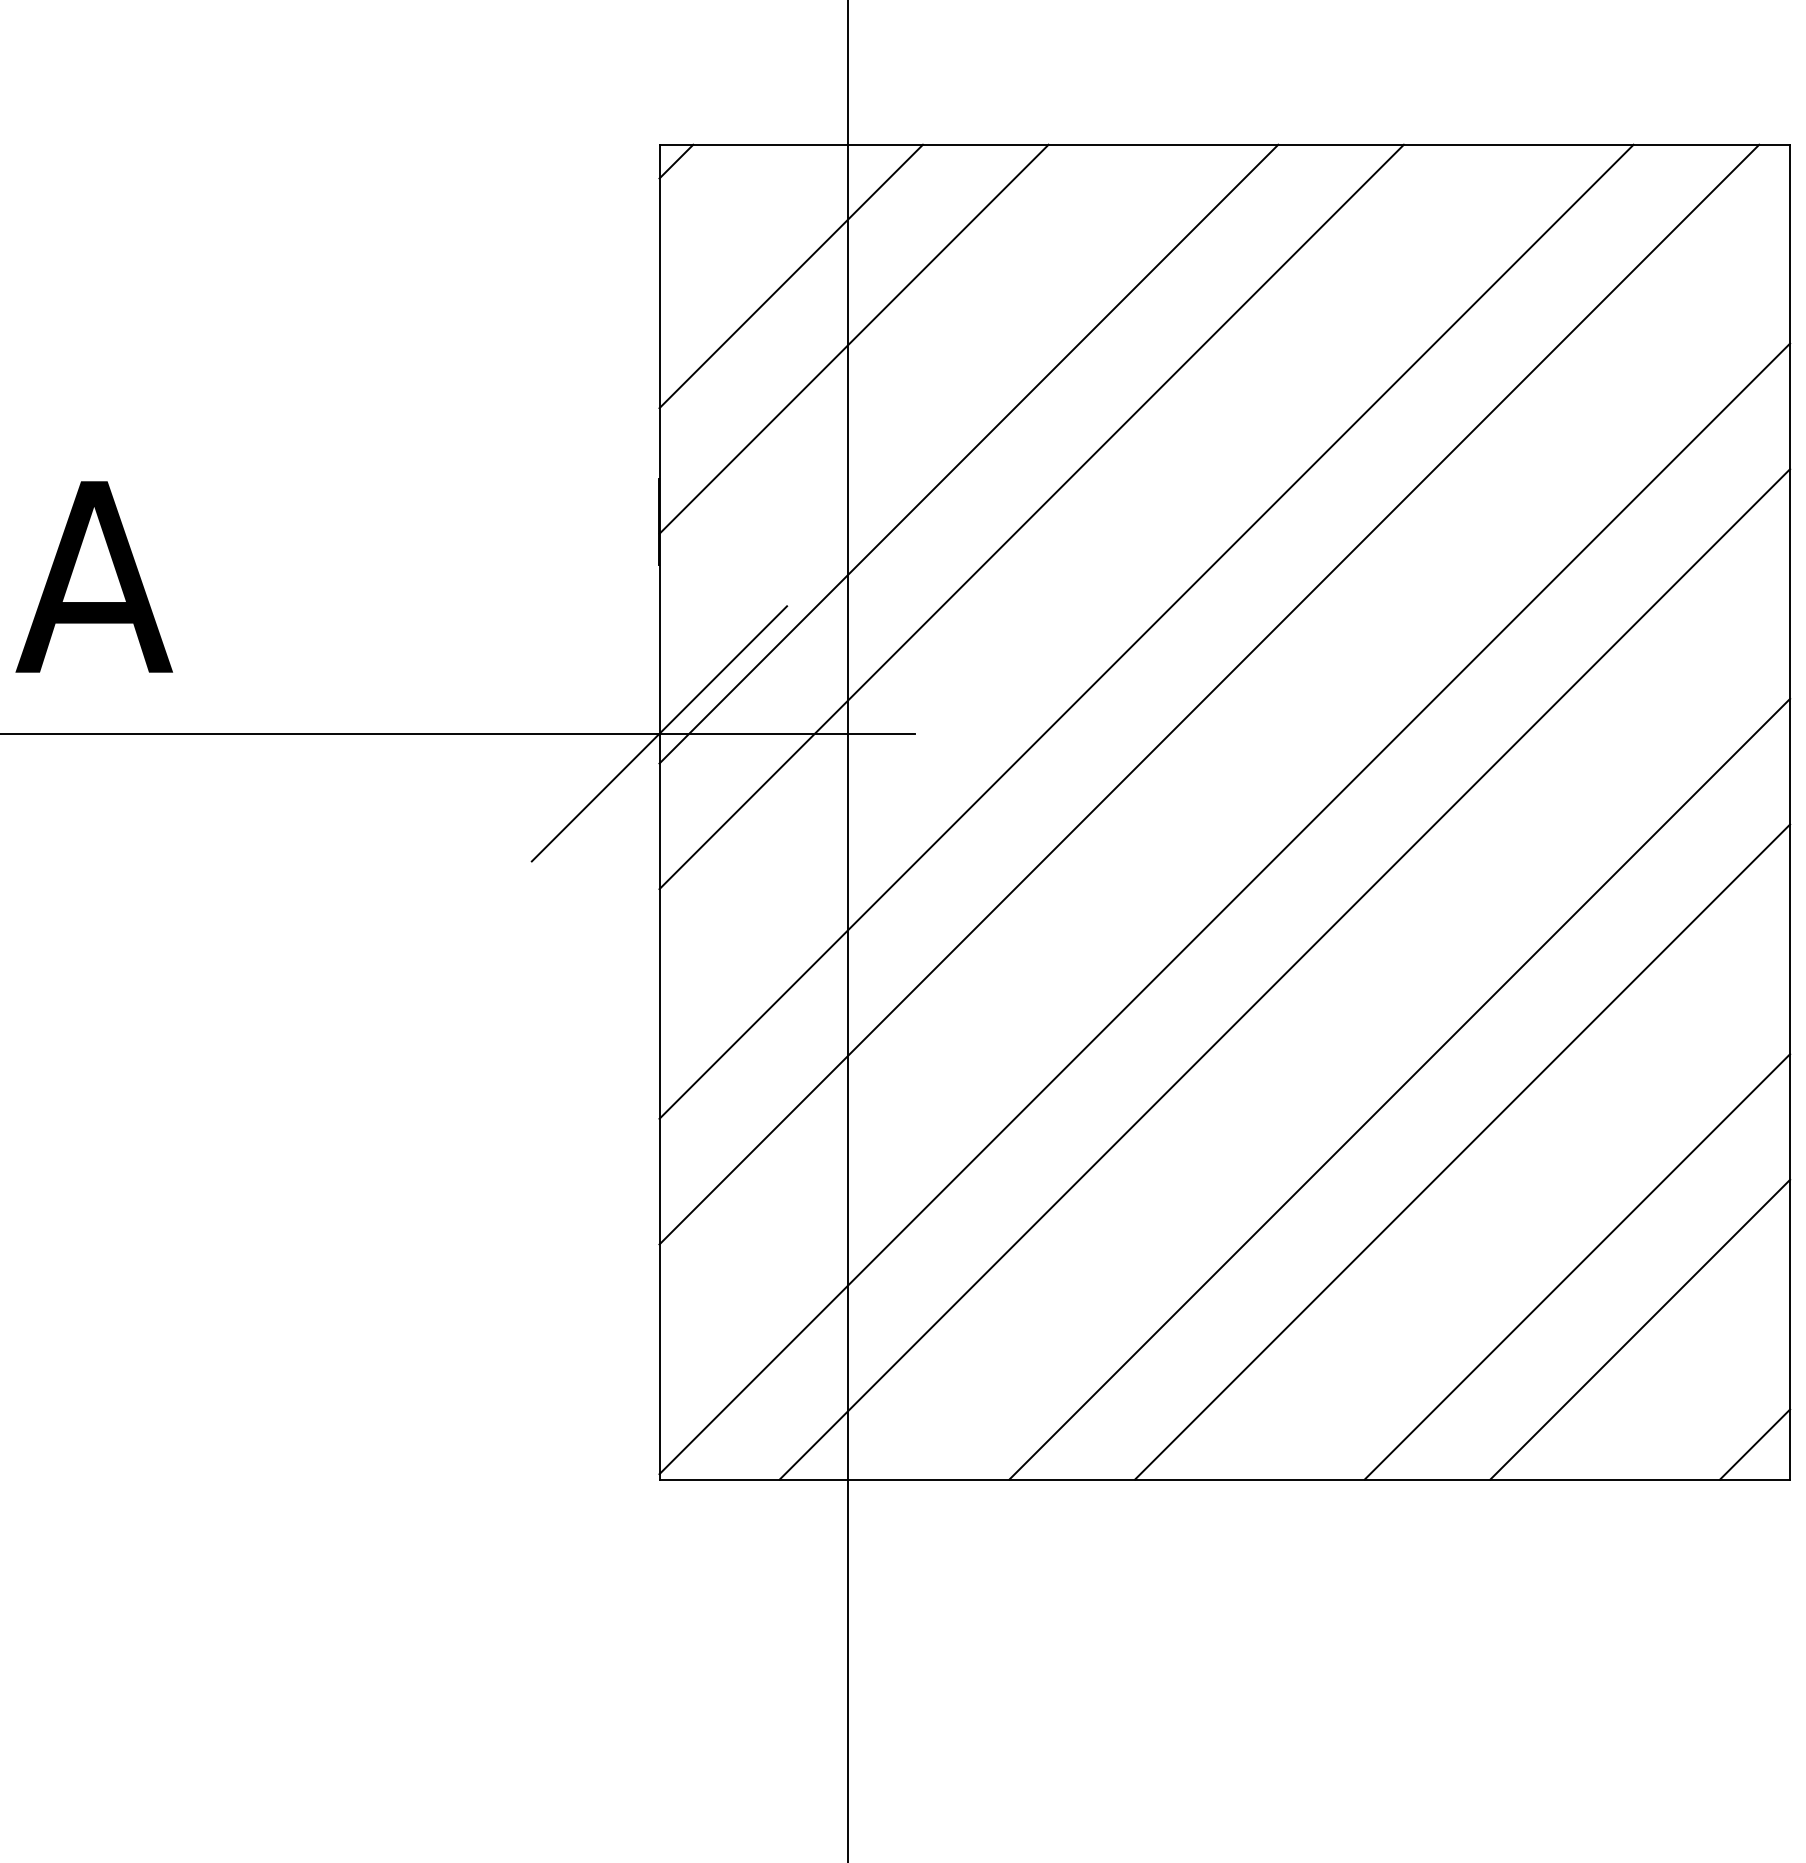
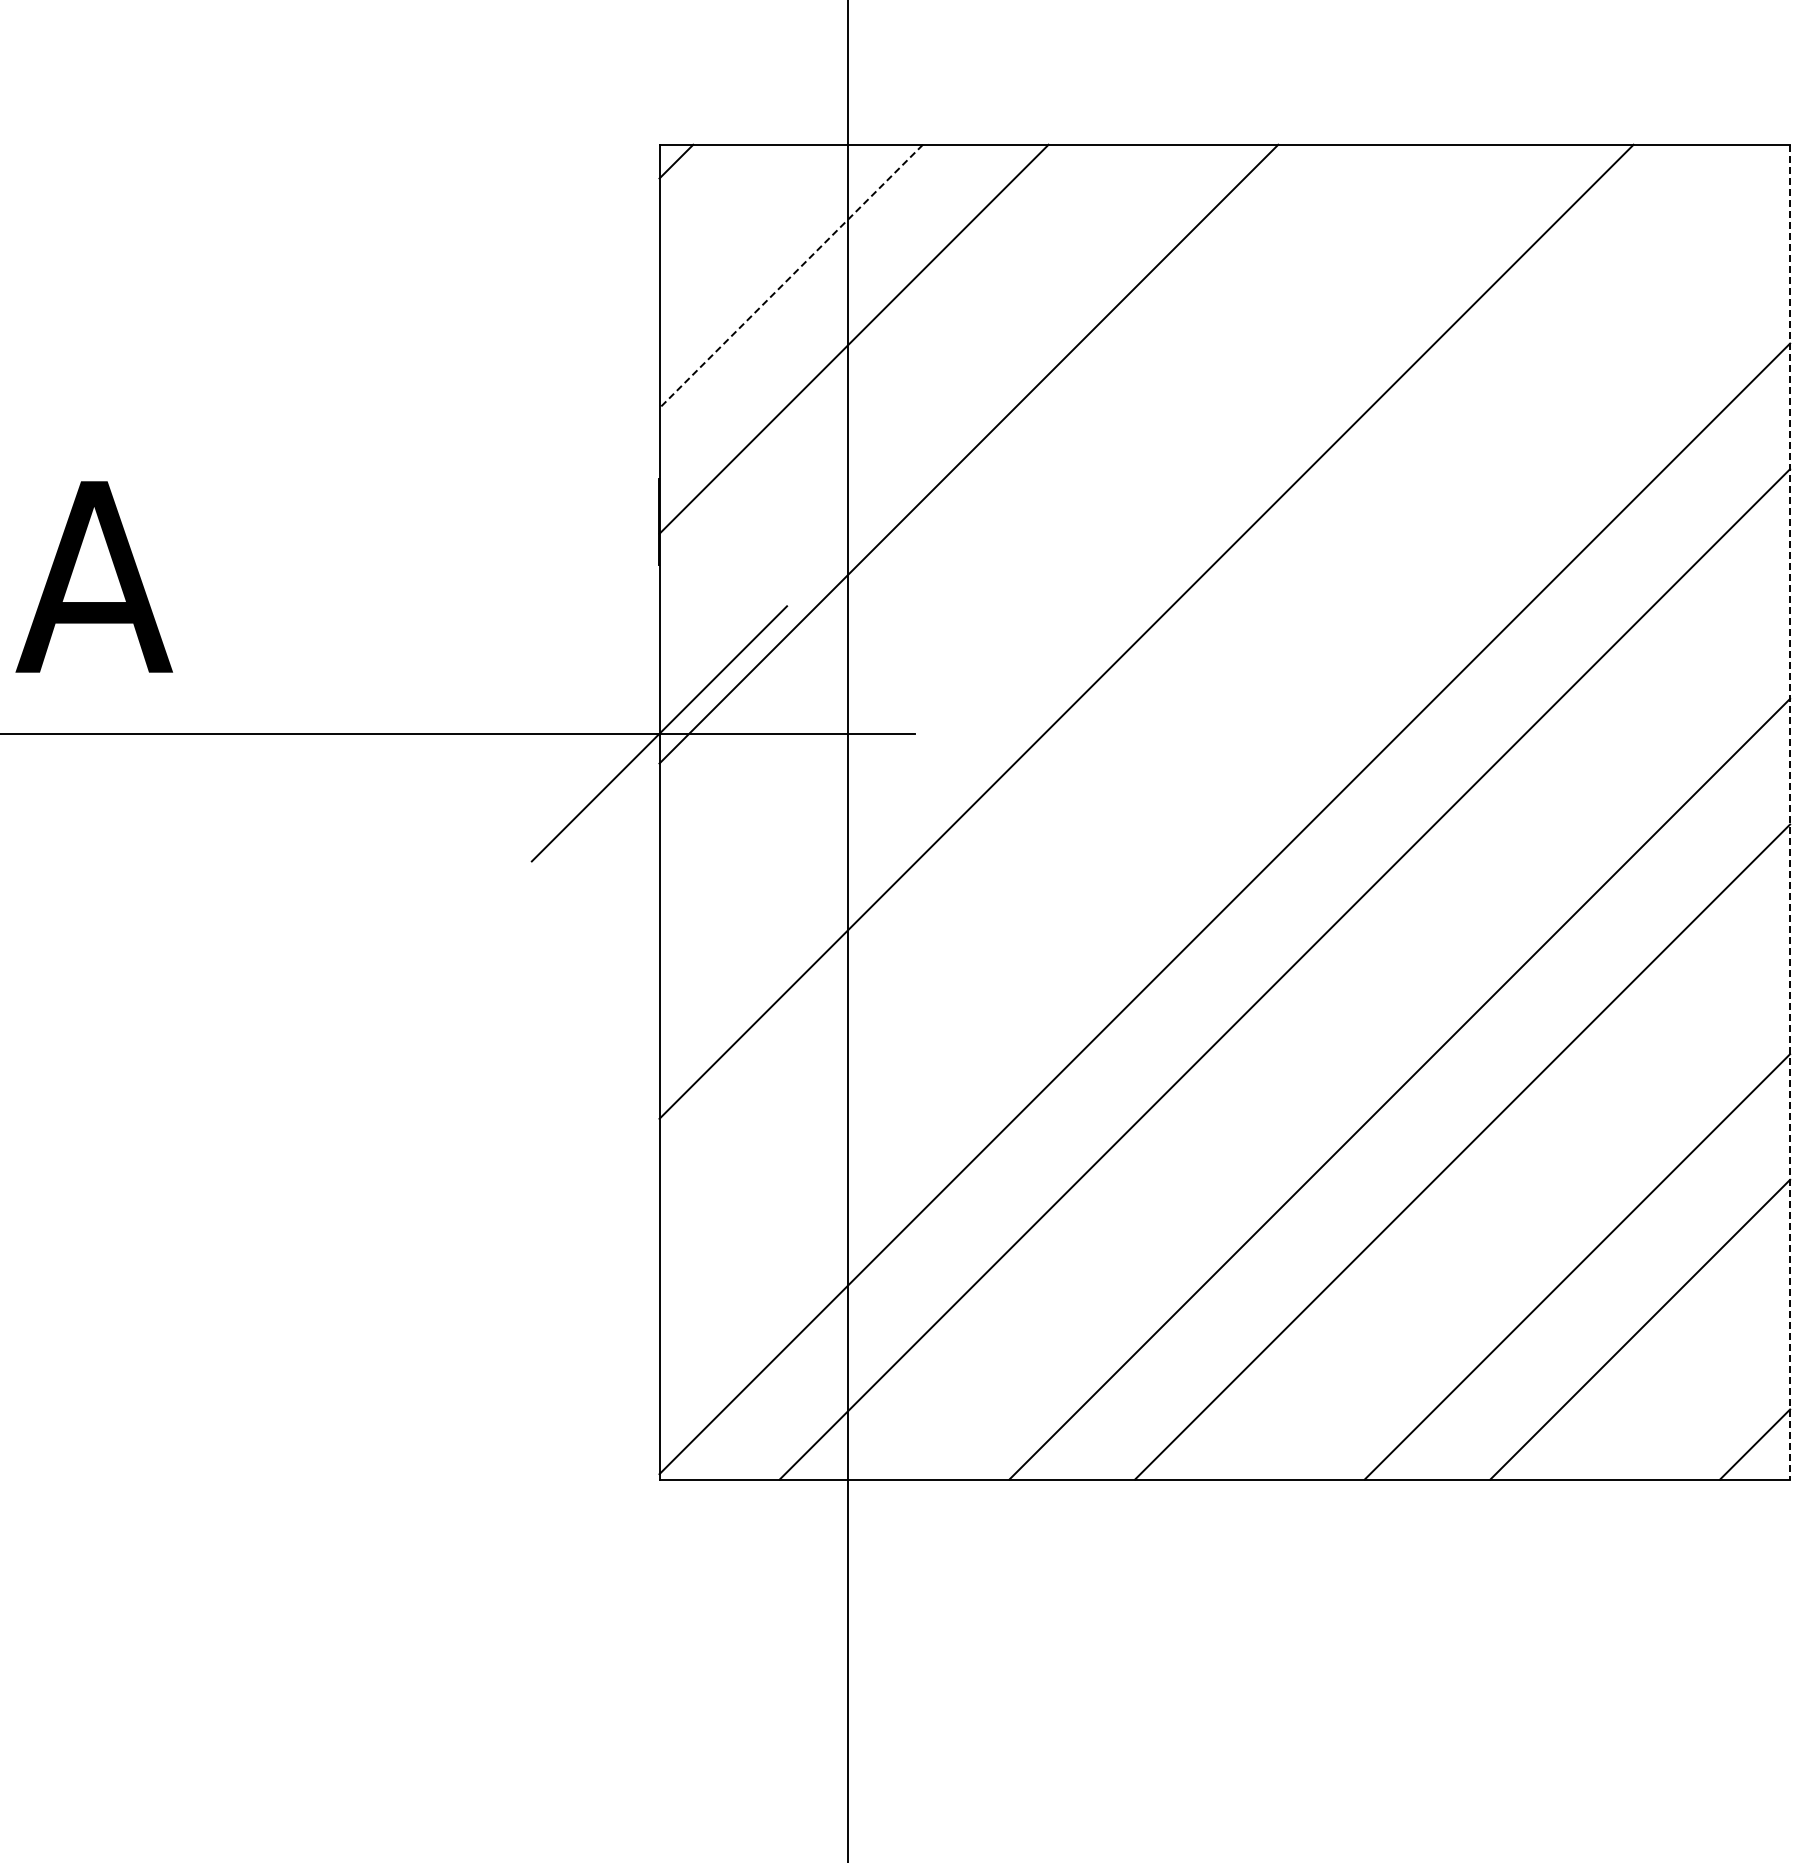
line: solid -> dashed (790, 276)
line: present -> none (1031, 516)
line: present -> none (1209, 694)
line: solid -> dashed (1790, 812)
